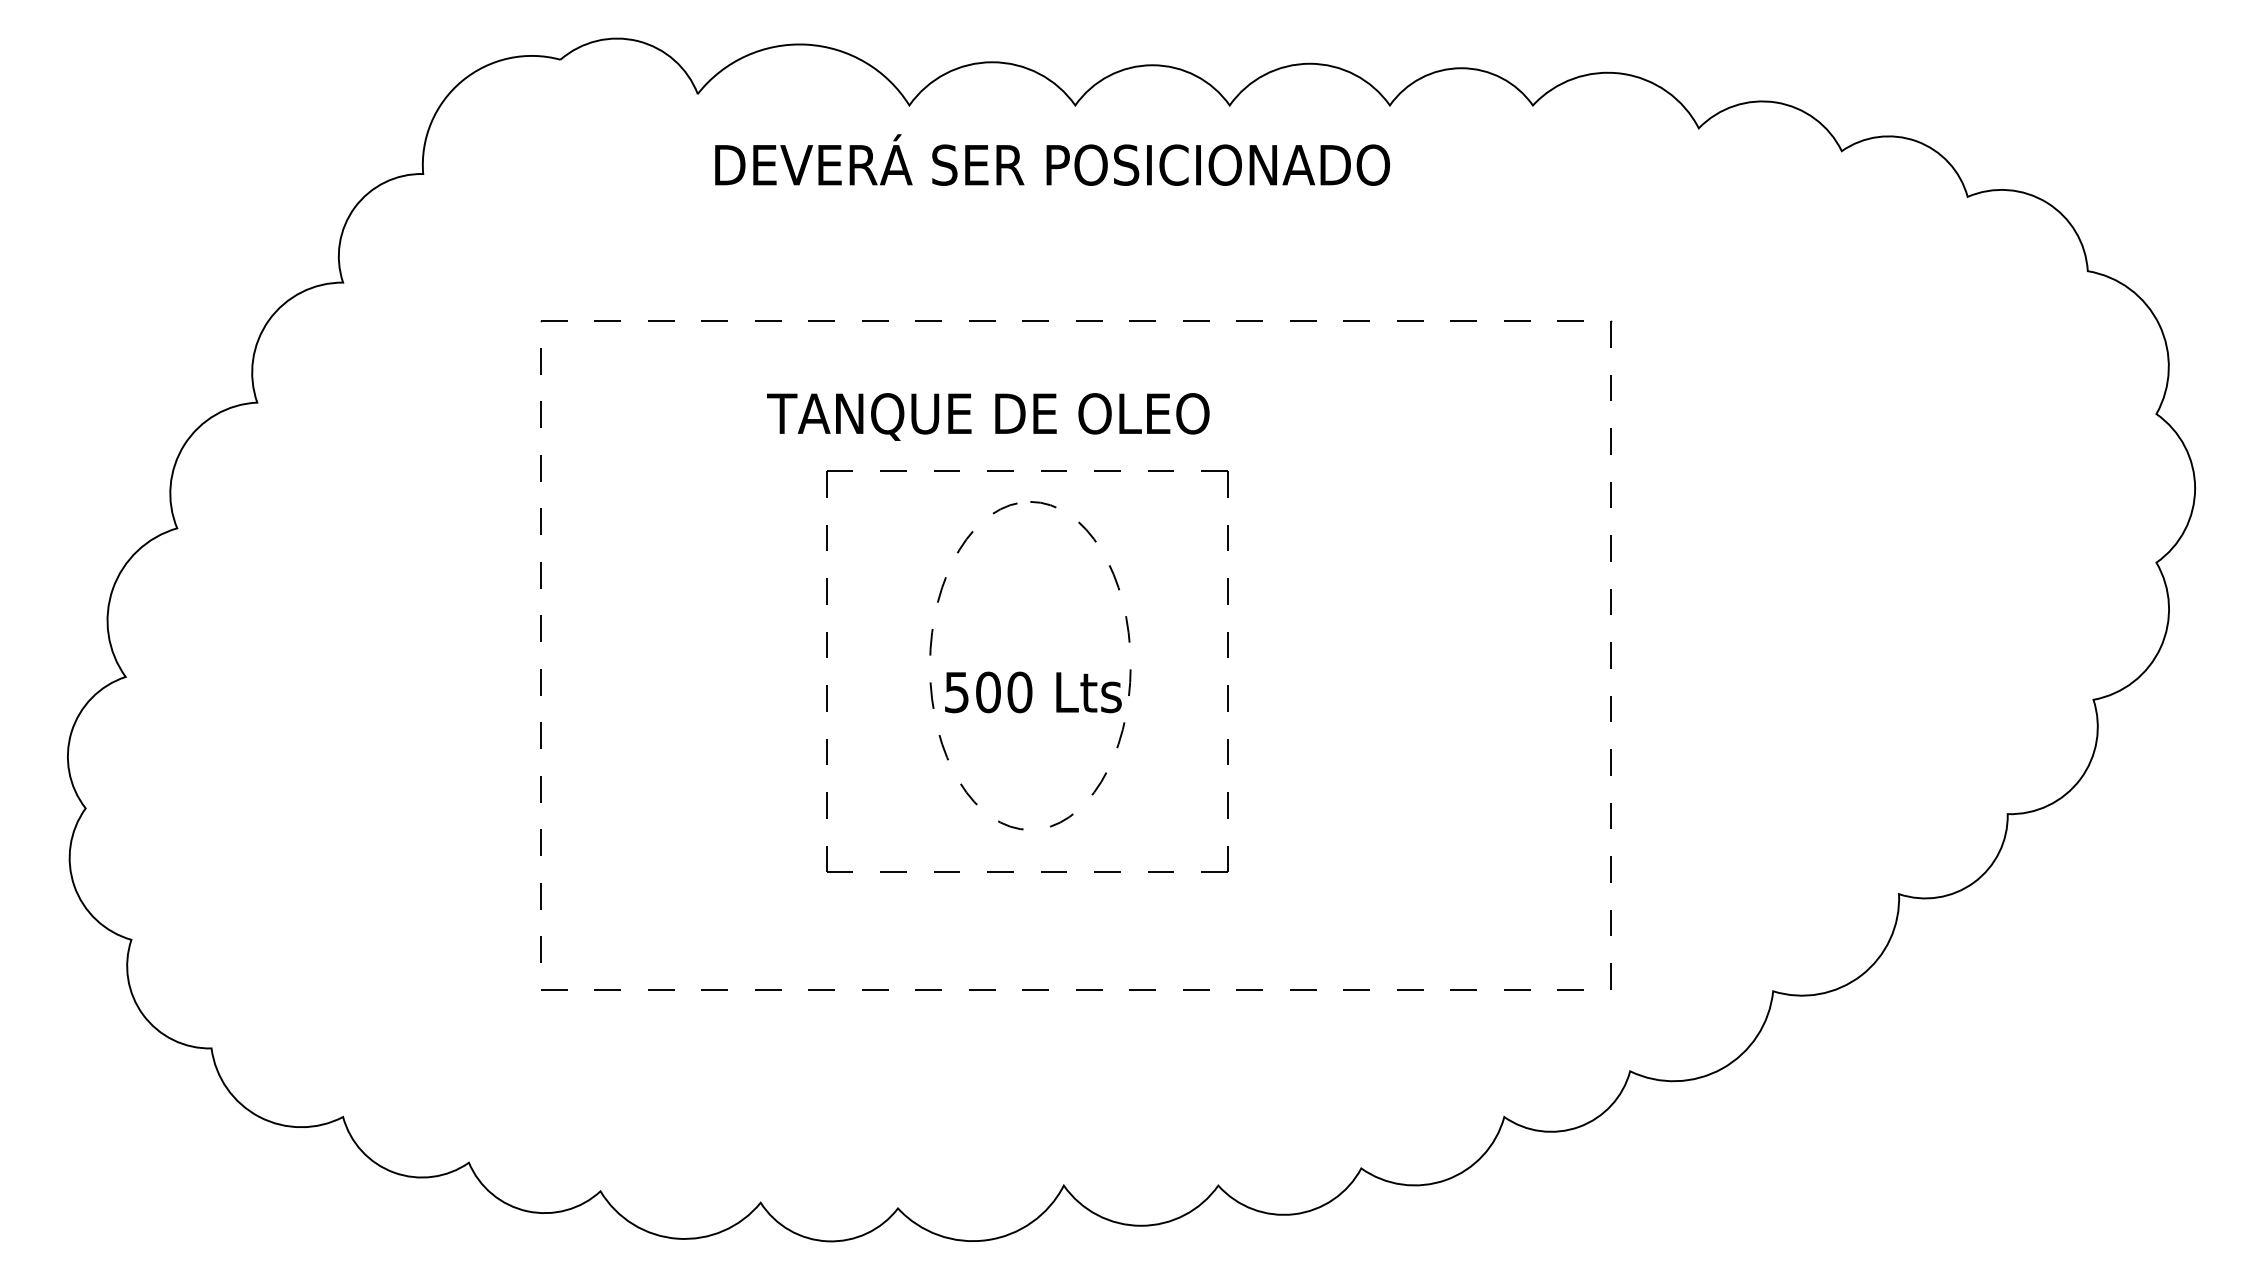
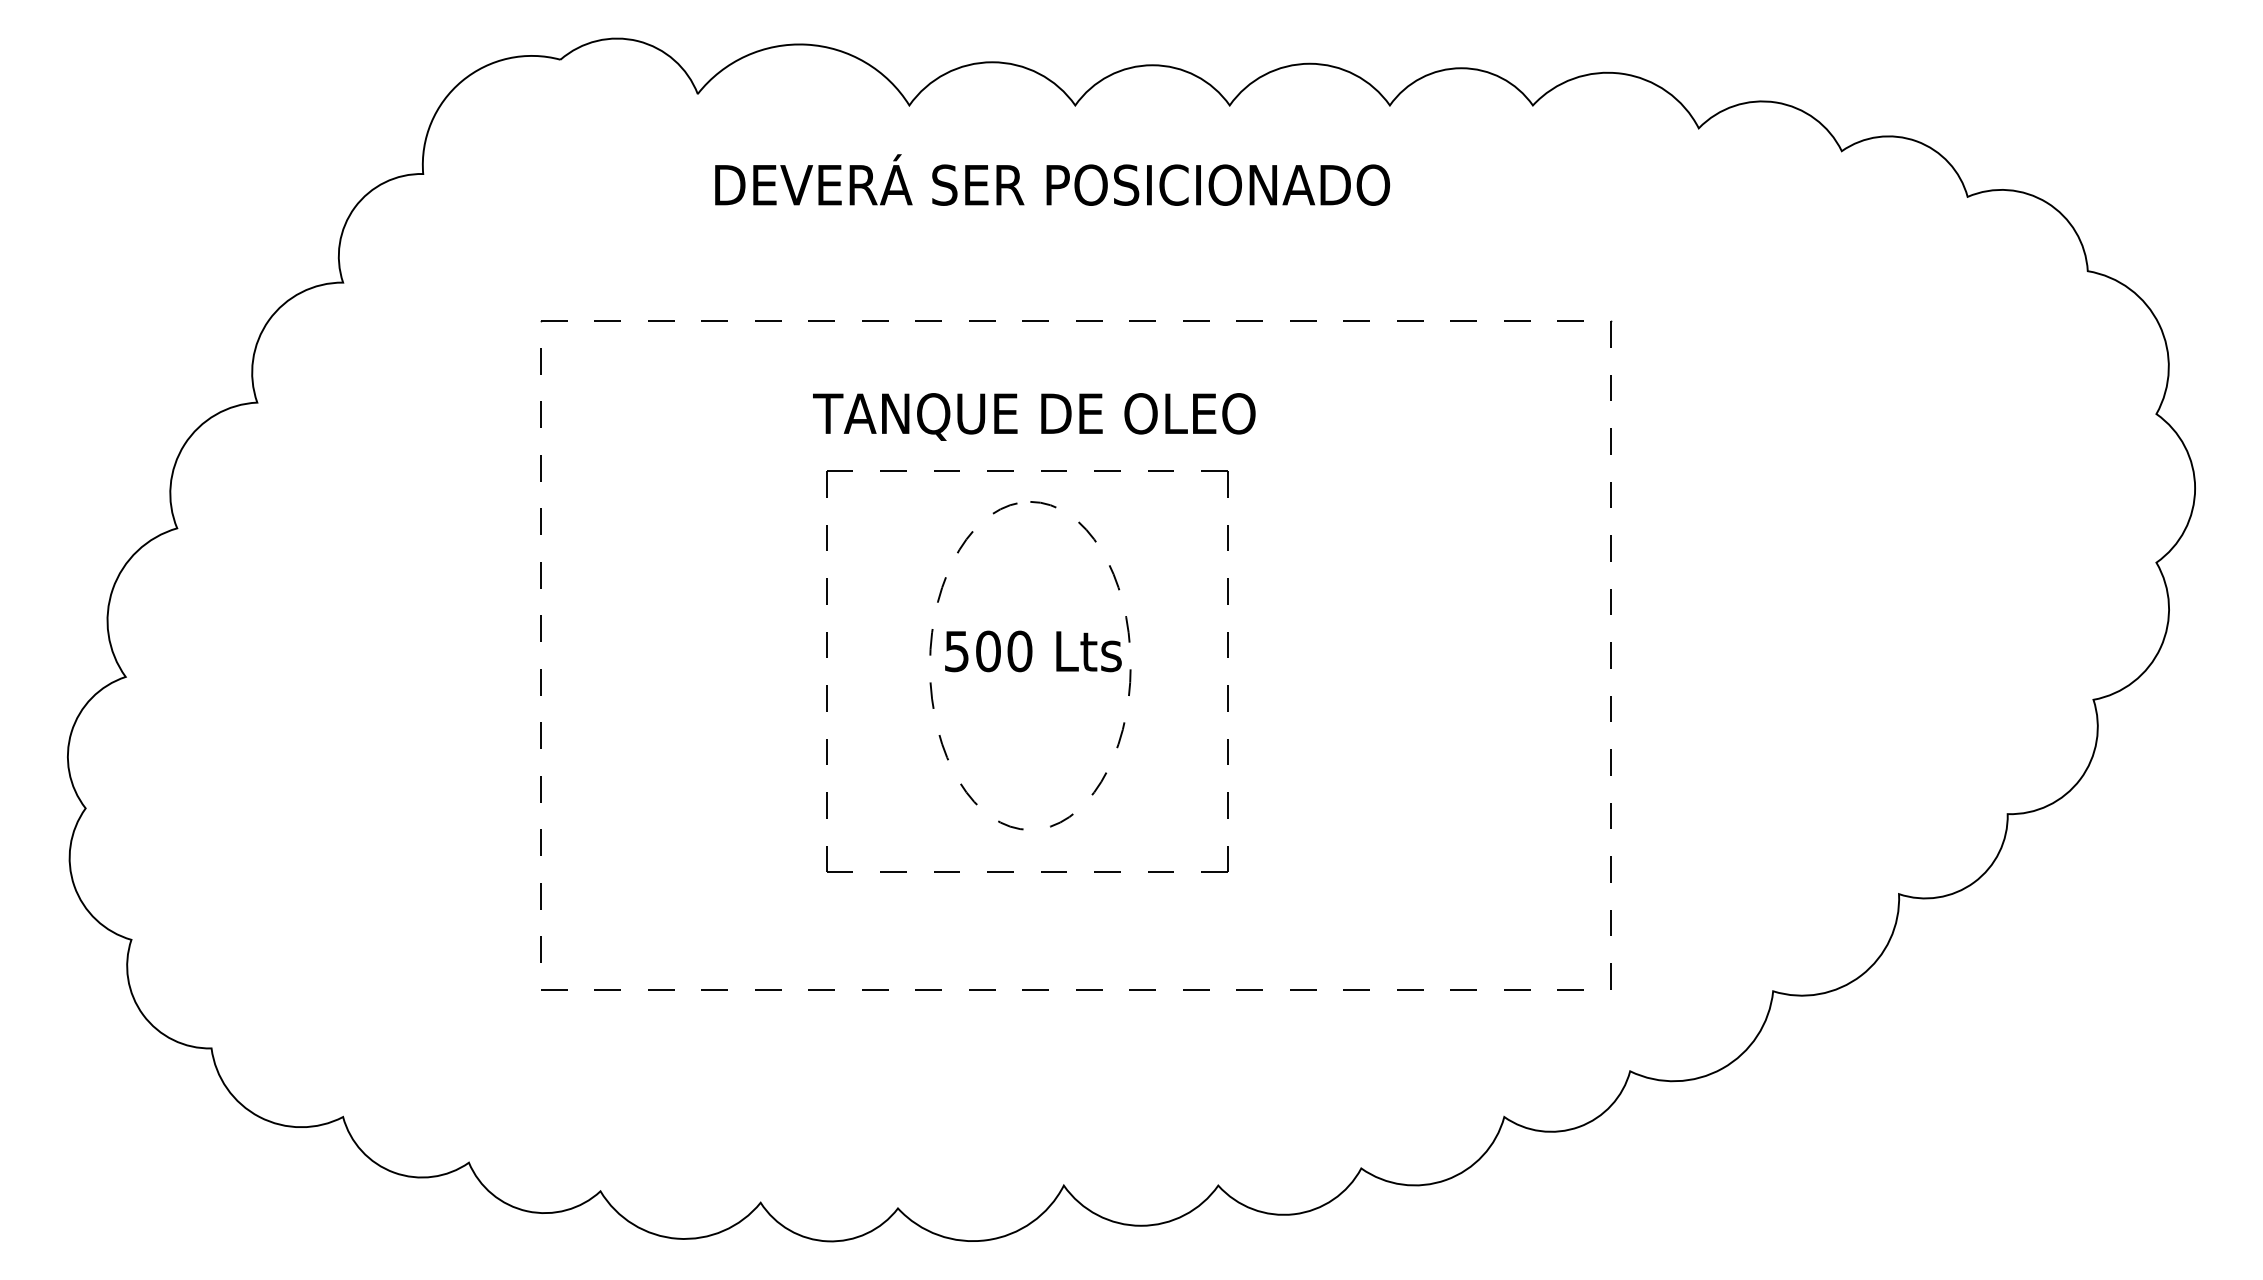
text position: (1052, 159) -> (1052, 179) (1052, 179)
text position: (988, 416) -> (1034, 416) (1034, 416)
text position: (1033, 692) -> (1033, 651) (1033, 651)
